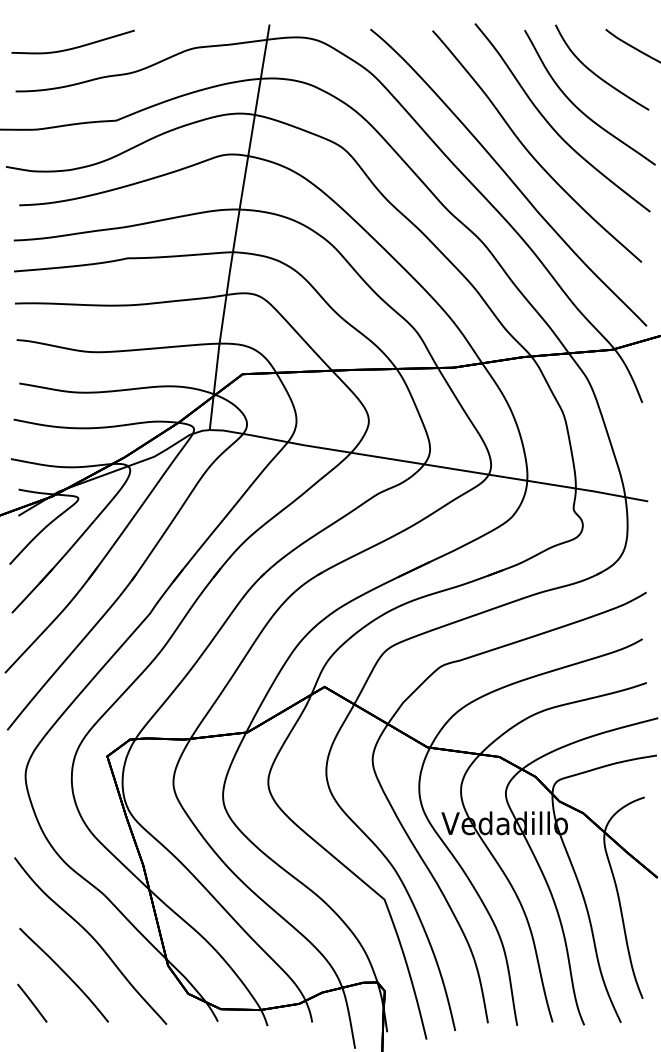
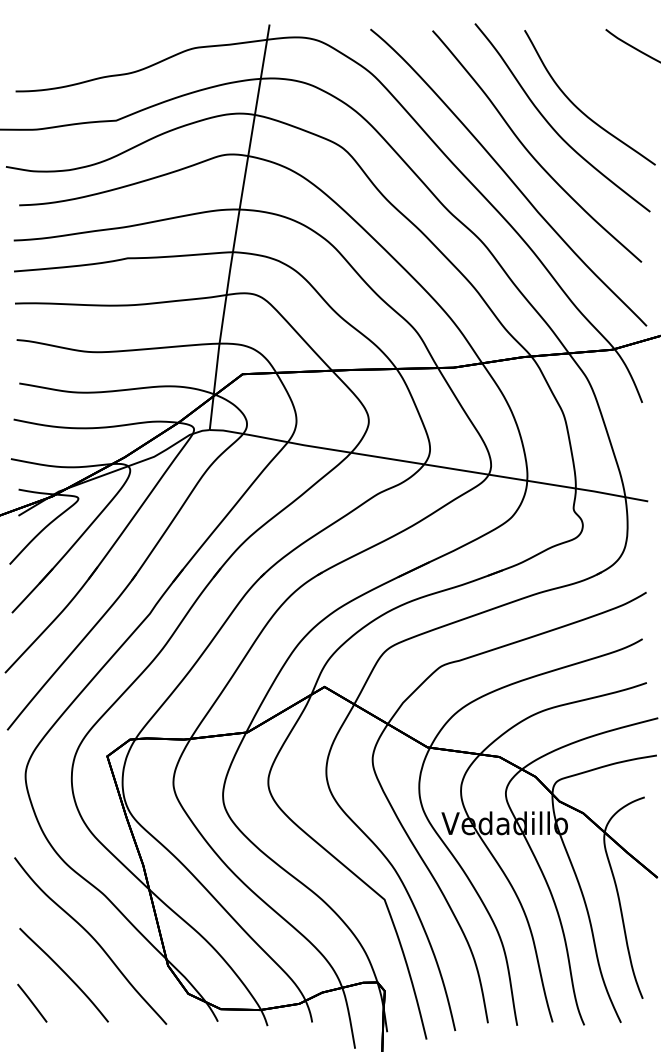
curve: present -> none (72, 47)
curve: present -> none (597, 74)
